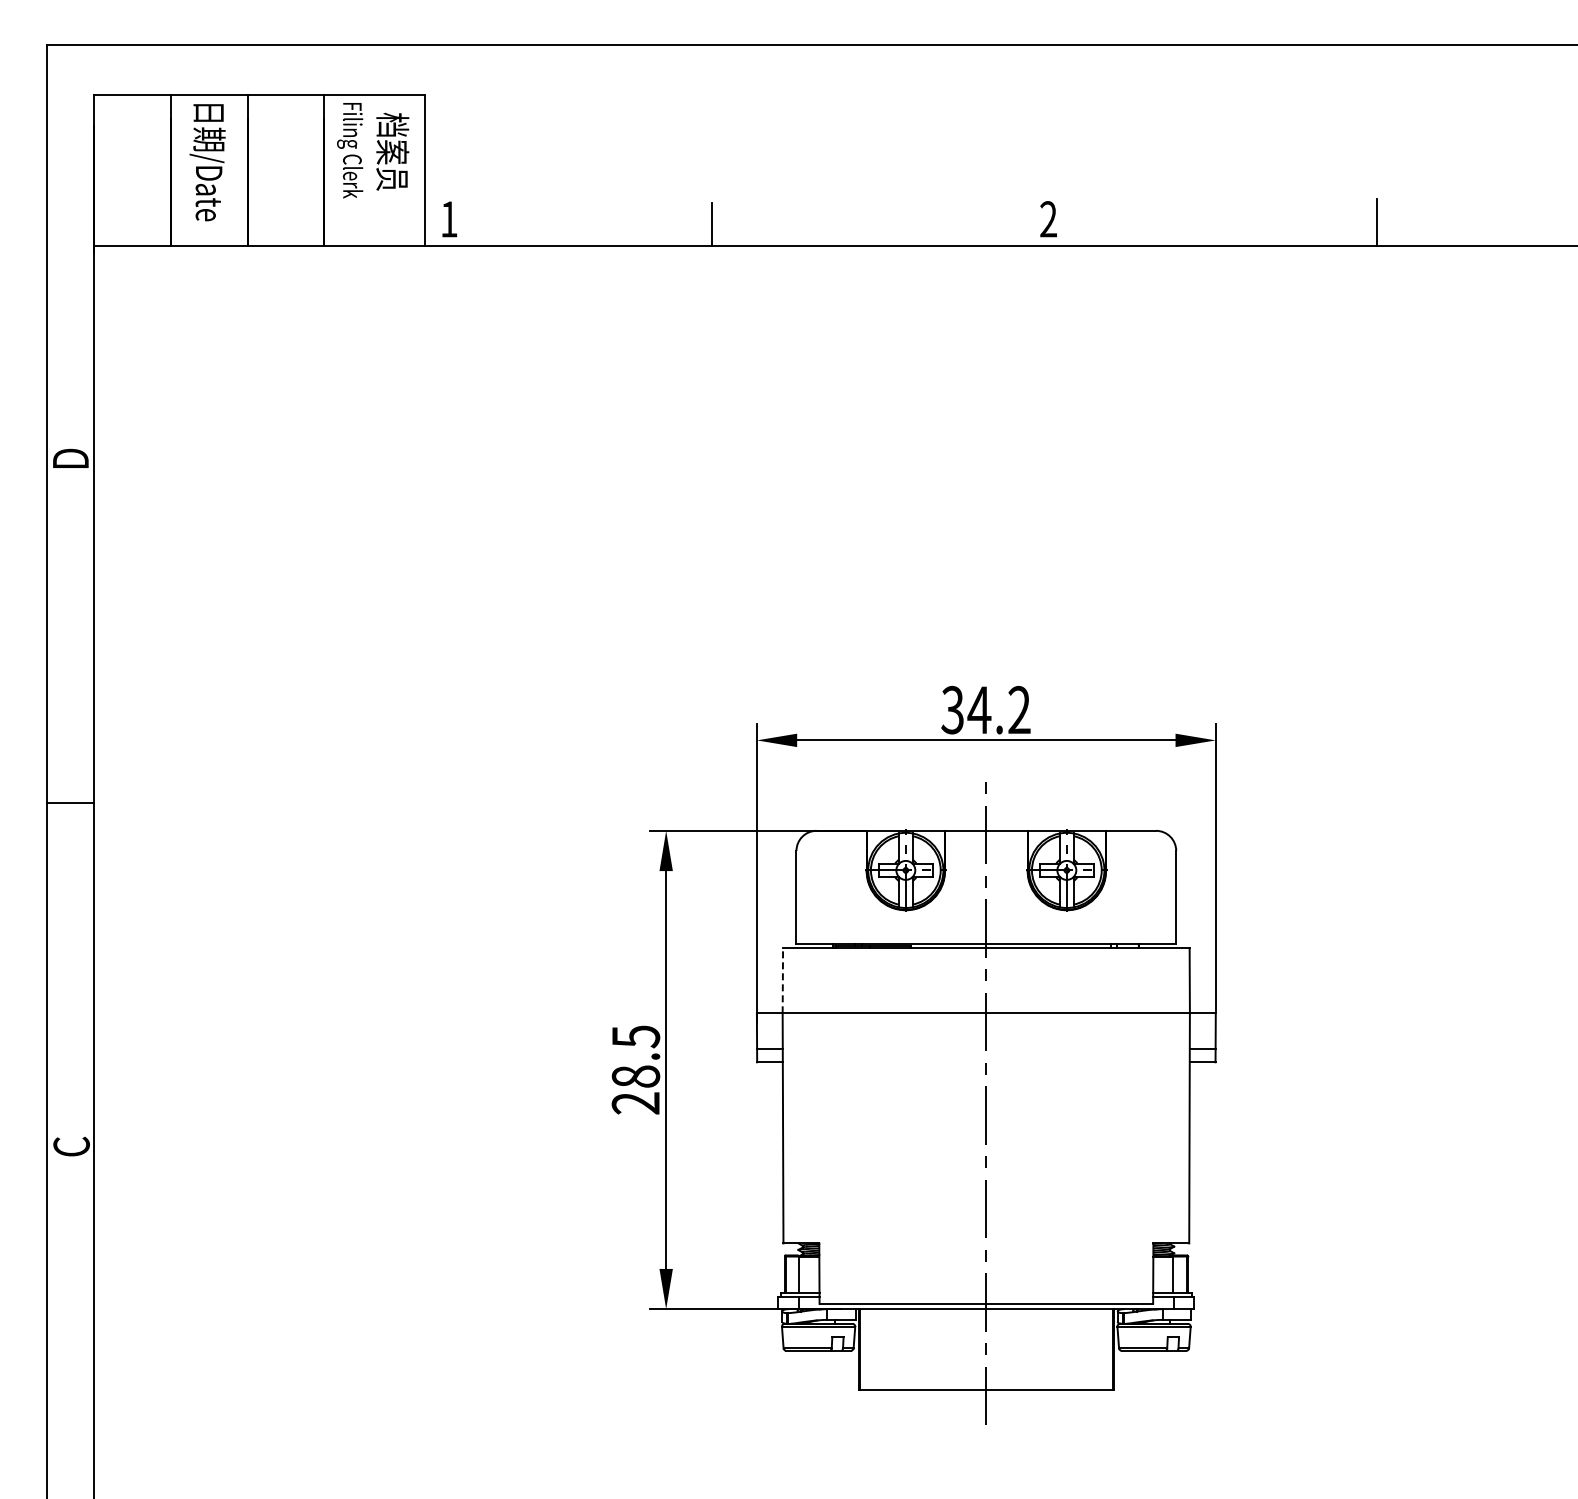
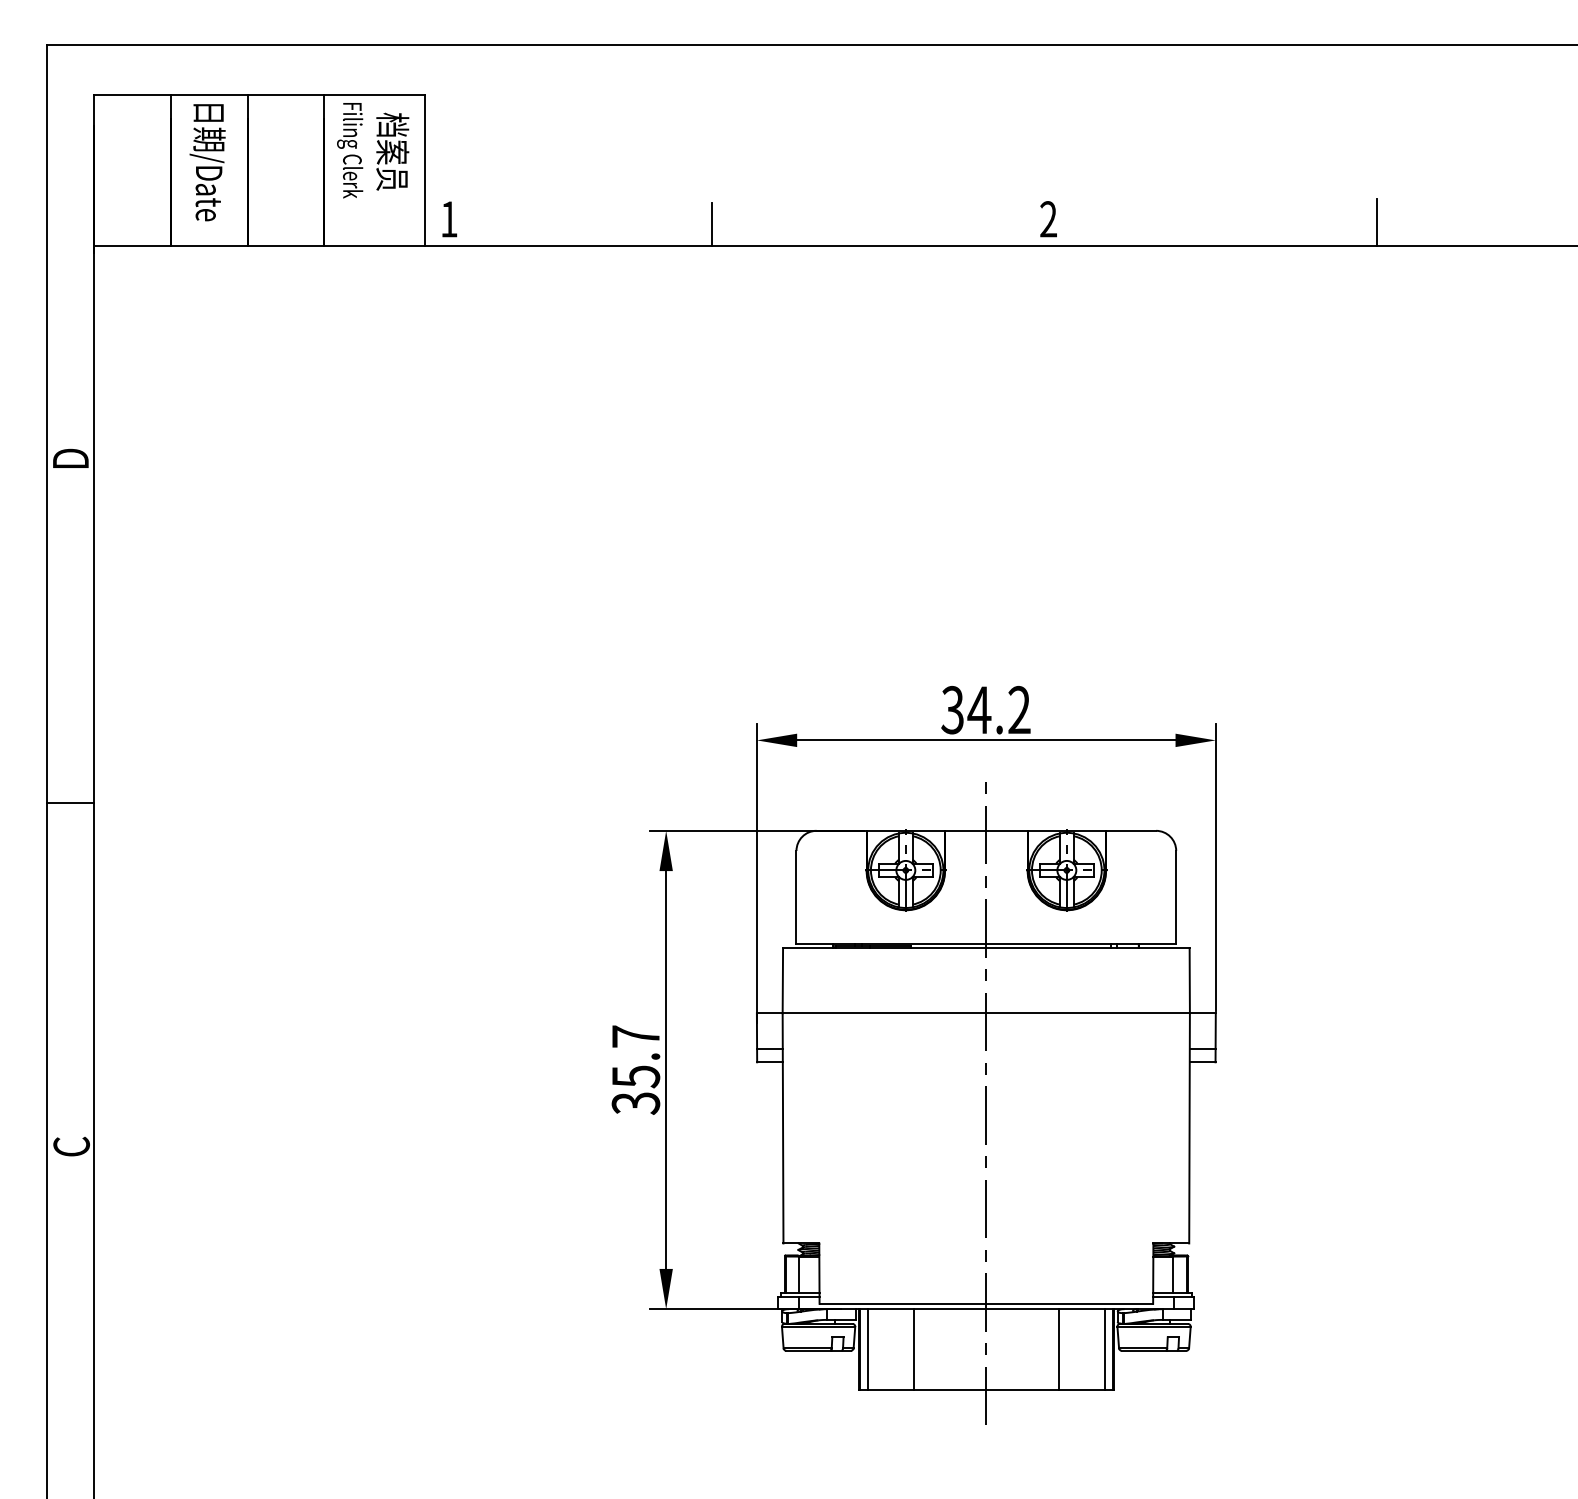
line: dashed -> solid (782, 980)
text: 28.5 -> 35.7 (635, 1069)
line: none -> present (867, 1349)
line: none -> present (913, 1349)
line: none -> present (1058, 1349)
line: none -> present (1105, 1349)
